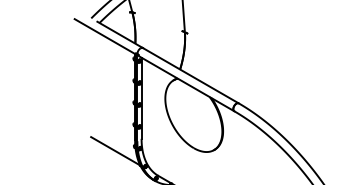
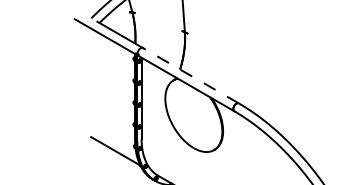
line: solid -> dashed (190, 75)
